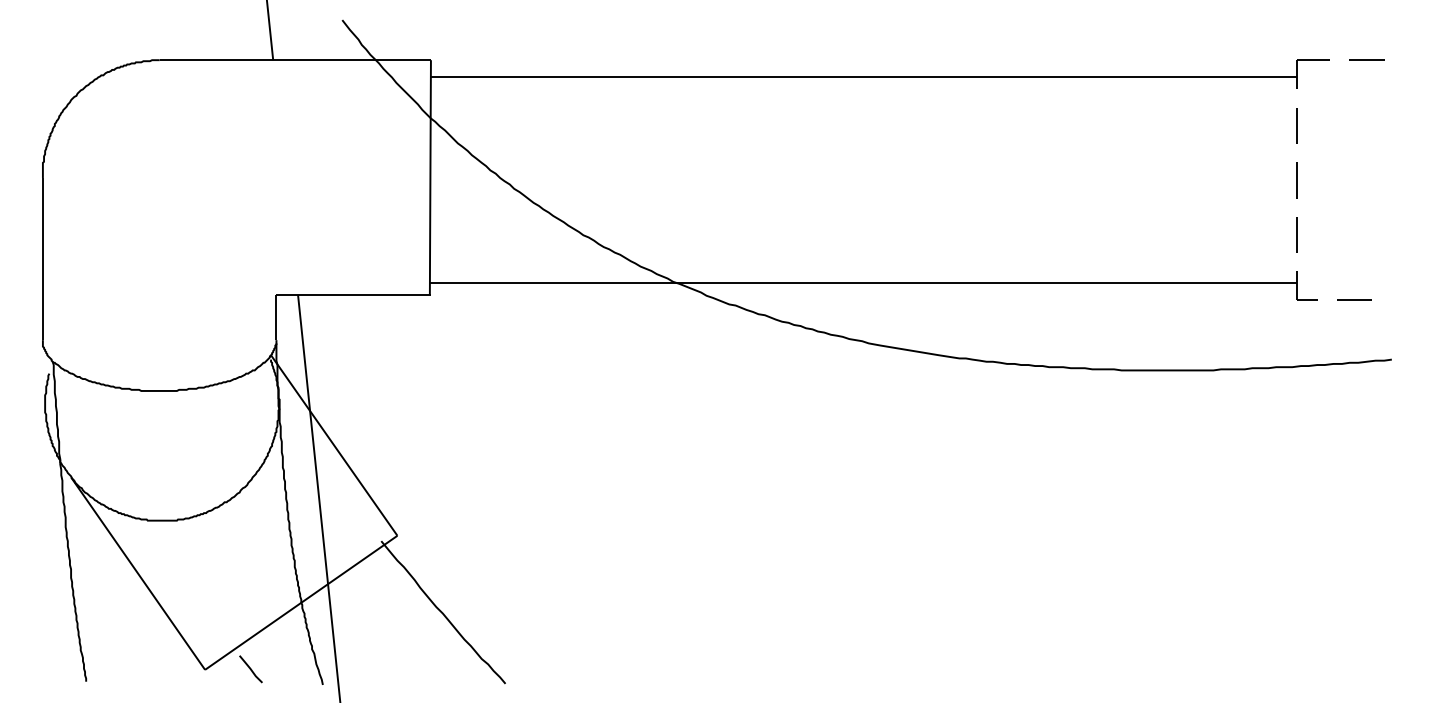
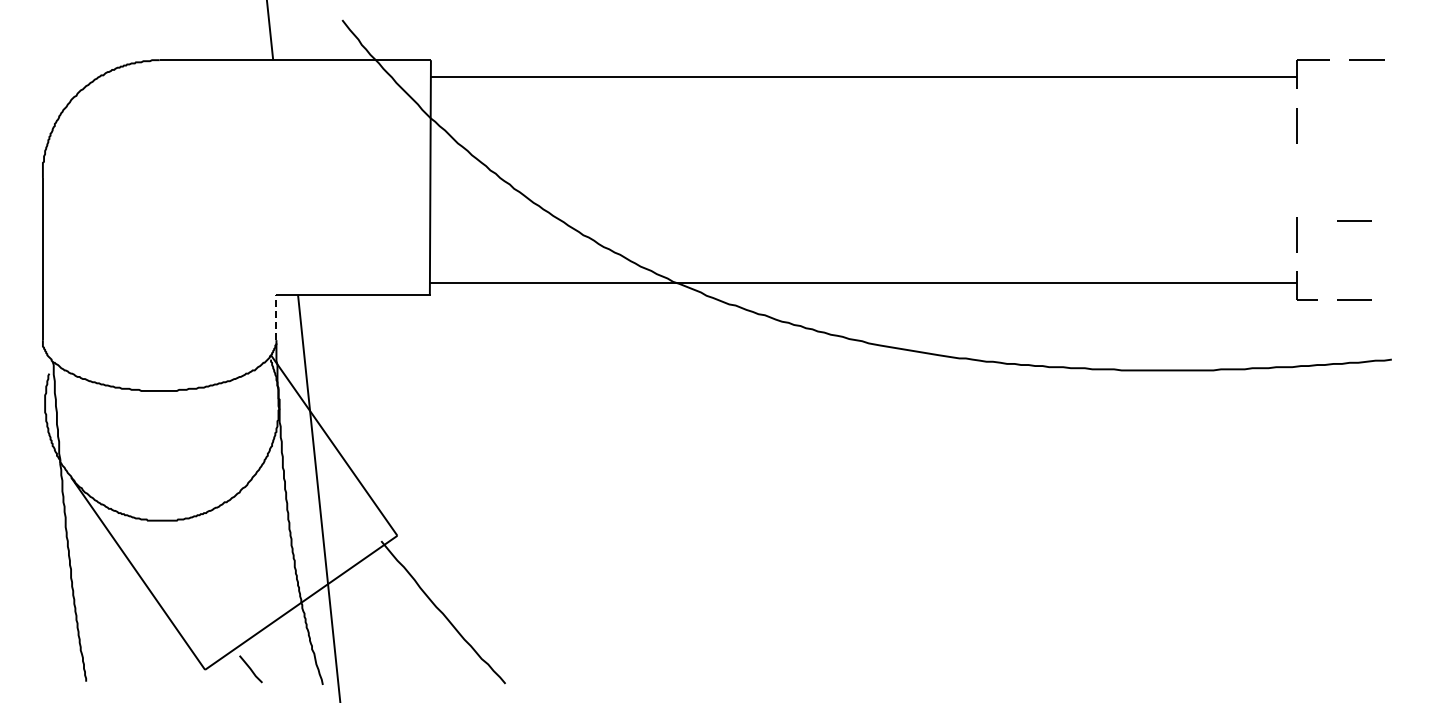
line: present -> none (1296, 180)
line: none -> present (1354, 220)
line: solid -> dashed (276, 317)
